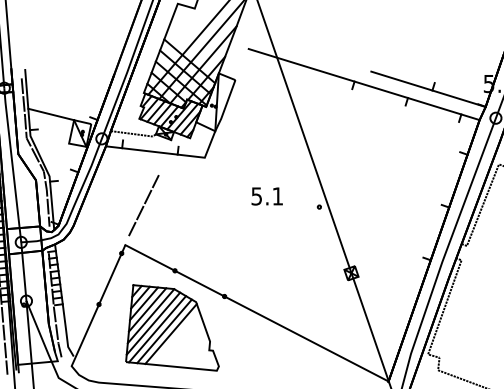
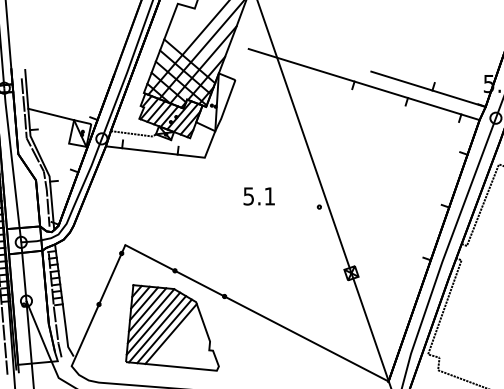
text position: (266, 196) -> (258, 196) (258, 196)
line: present -> none (143, 206)
